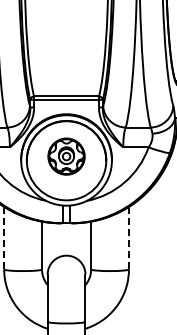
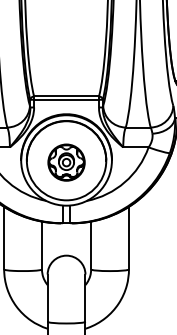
part position: (66, 156) -> (66, 162) (66, 162)
line: dashed -> solid (128, 237)
line: dashed -> solid (4, 238)
